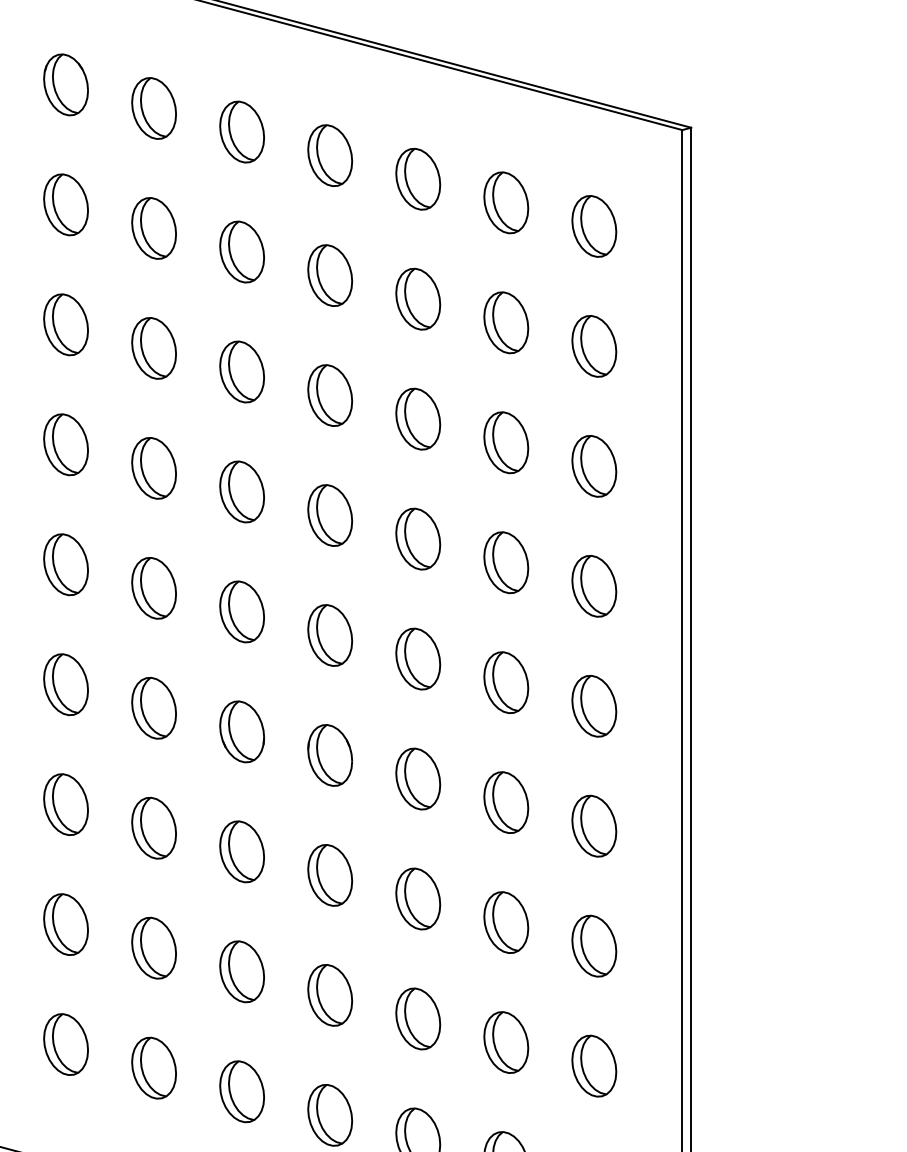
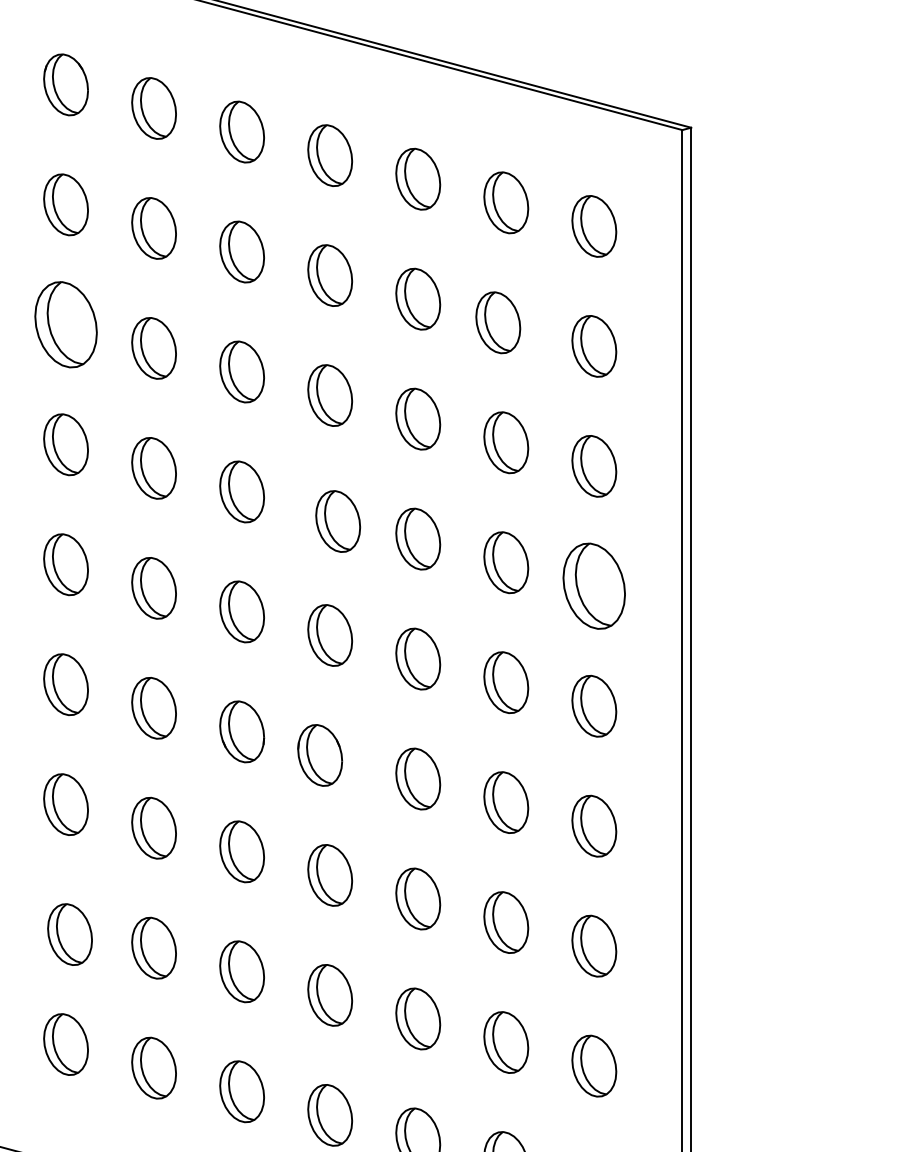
part position: (506, 322) -> (498, 322) (498, 322)
part size: 46x64 px -> 64x88 px (65, 324)
part position: (330, 515) -> (338, 521) (338, 521)
part size: 47x63 px -> 64x88 px (593, 585)
part position: (330, 755) -> (320, 755) (320, 755)
part position: (65, 924) -> (69, 934) (69, 934)
